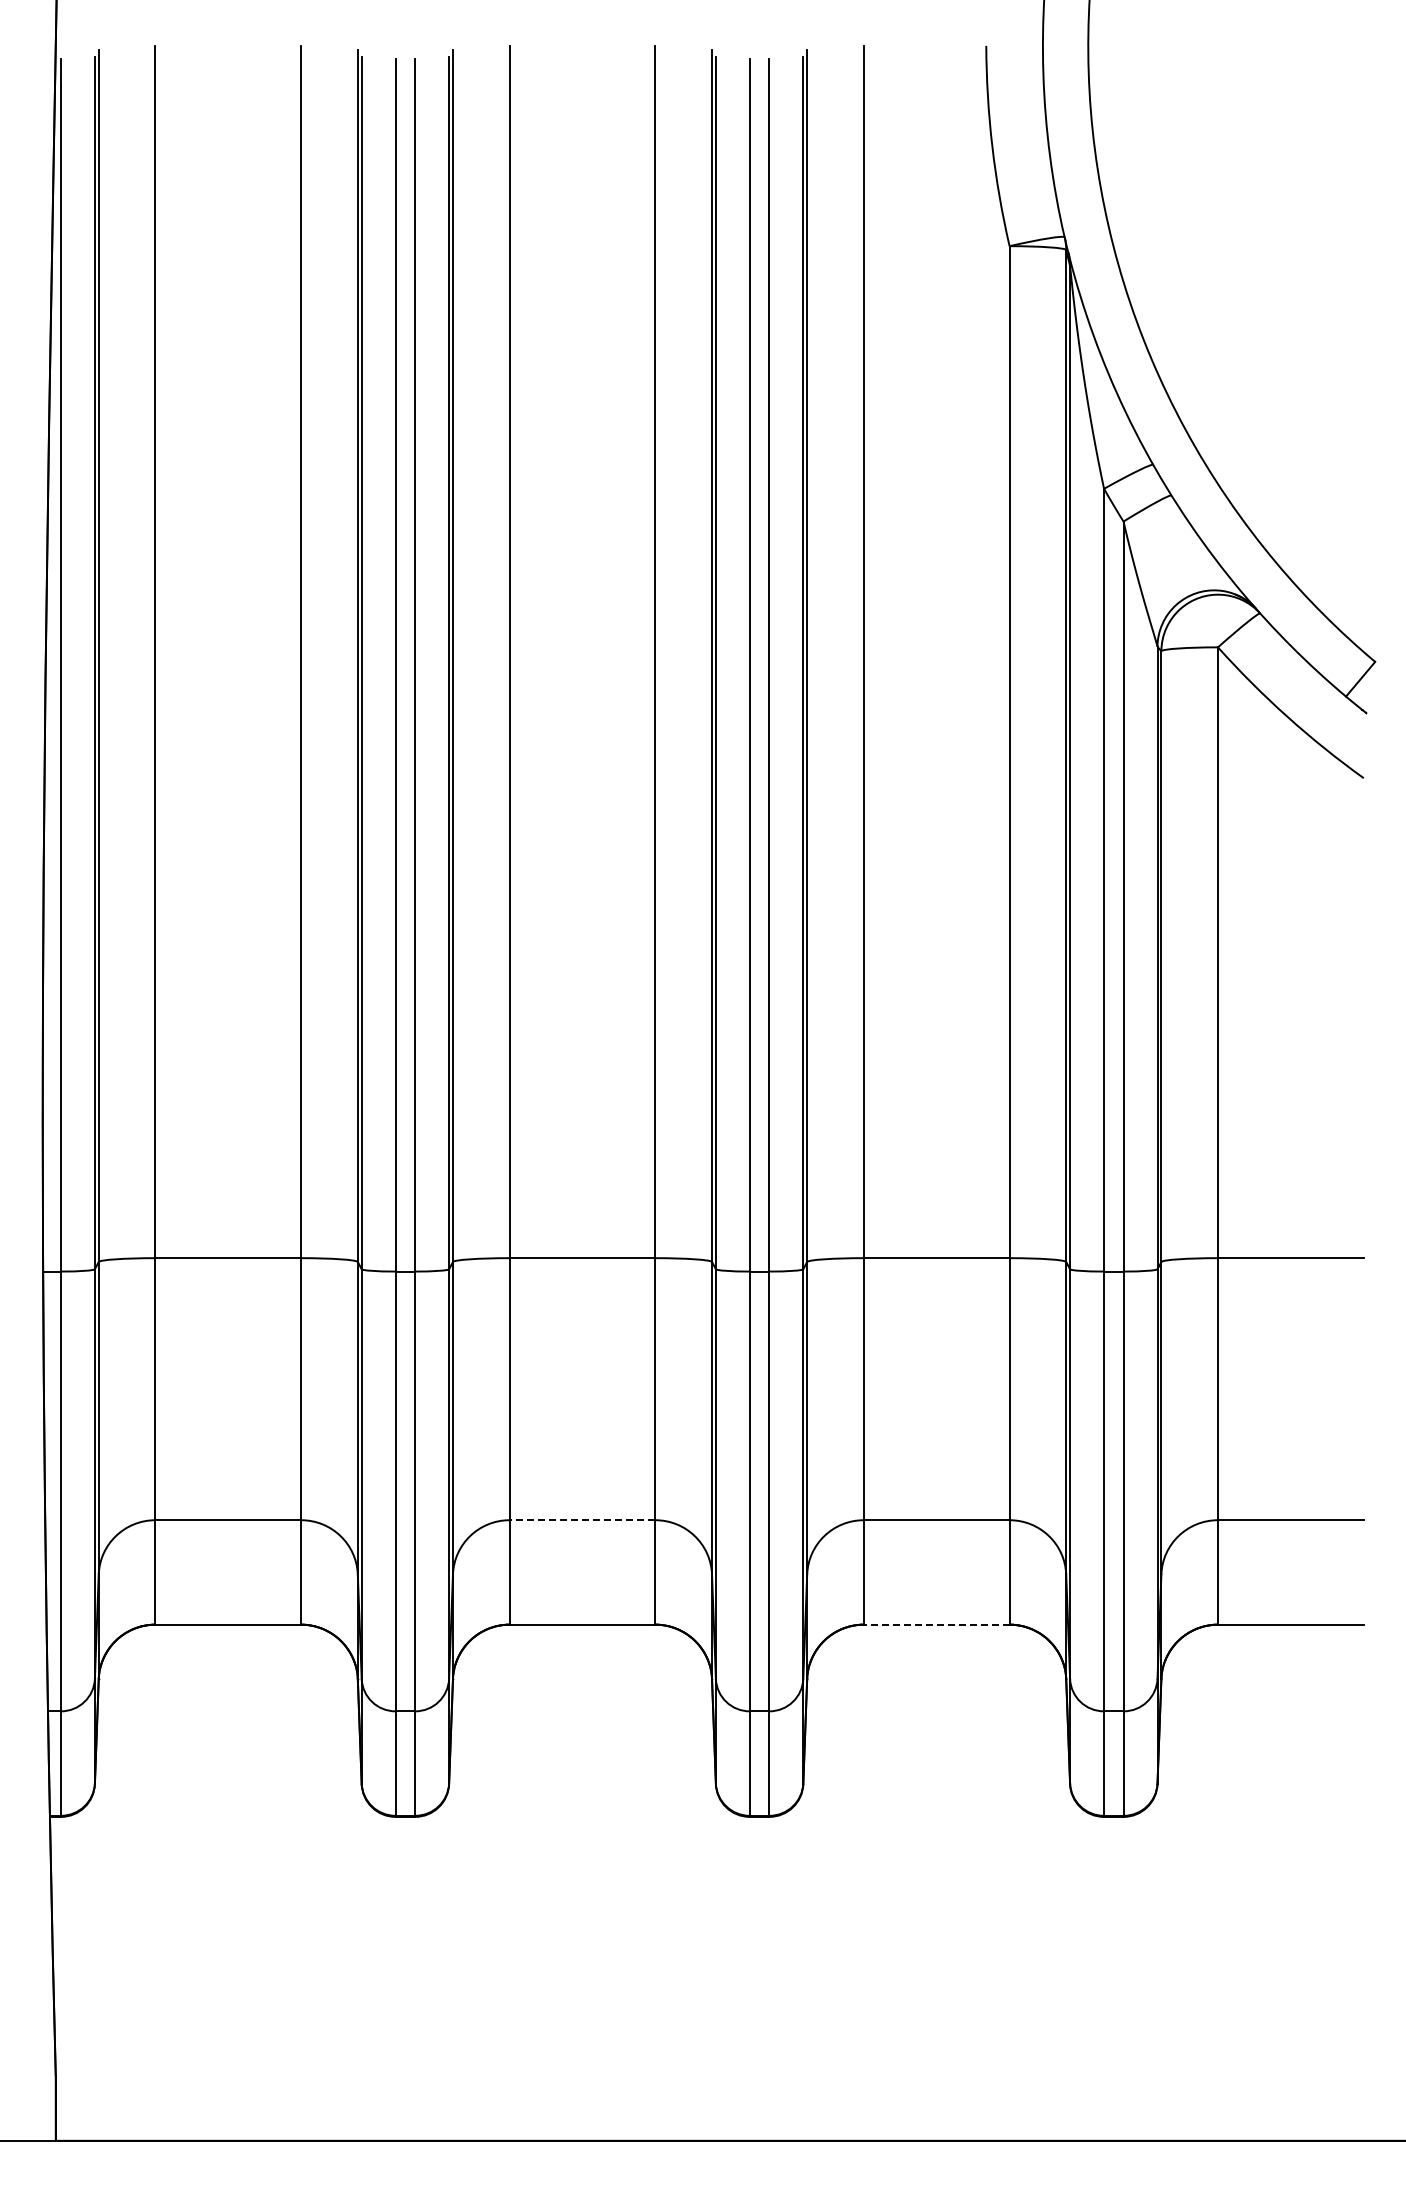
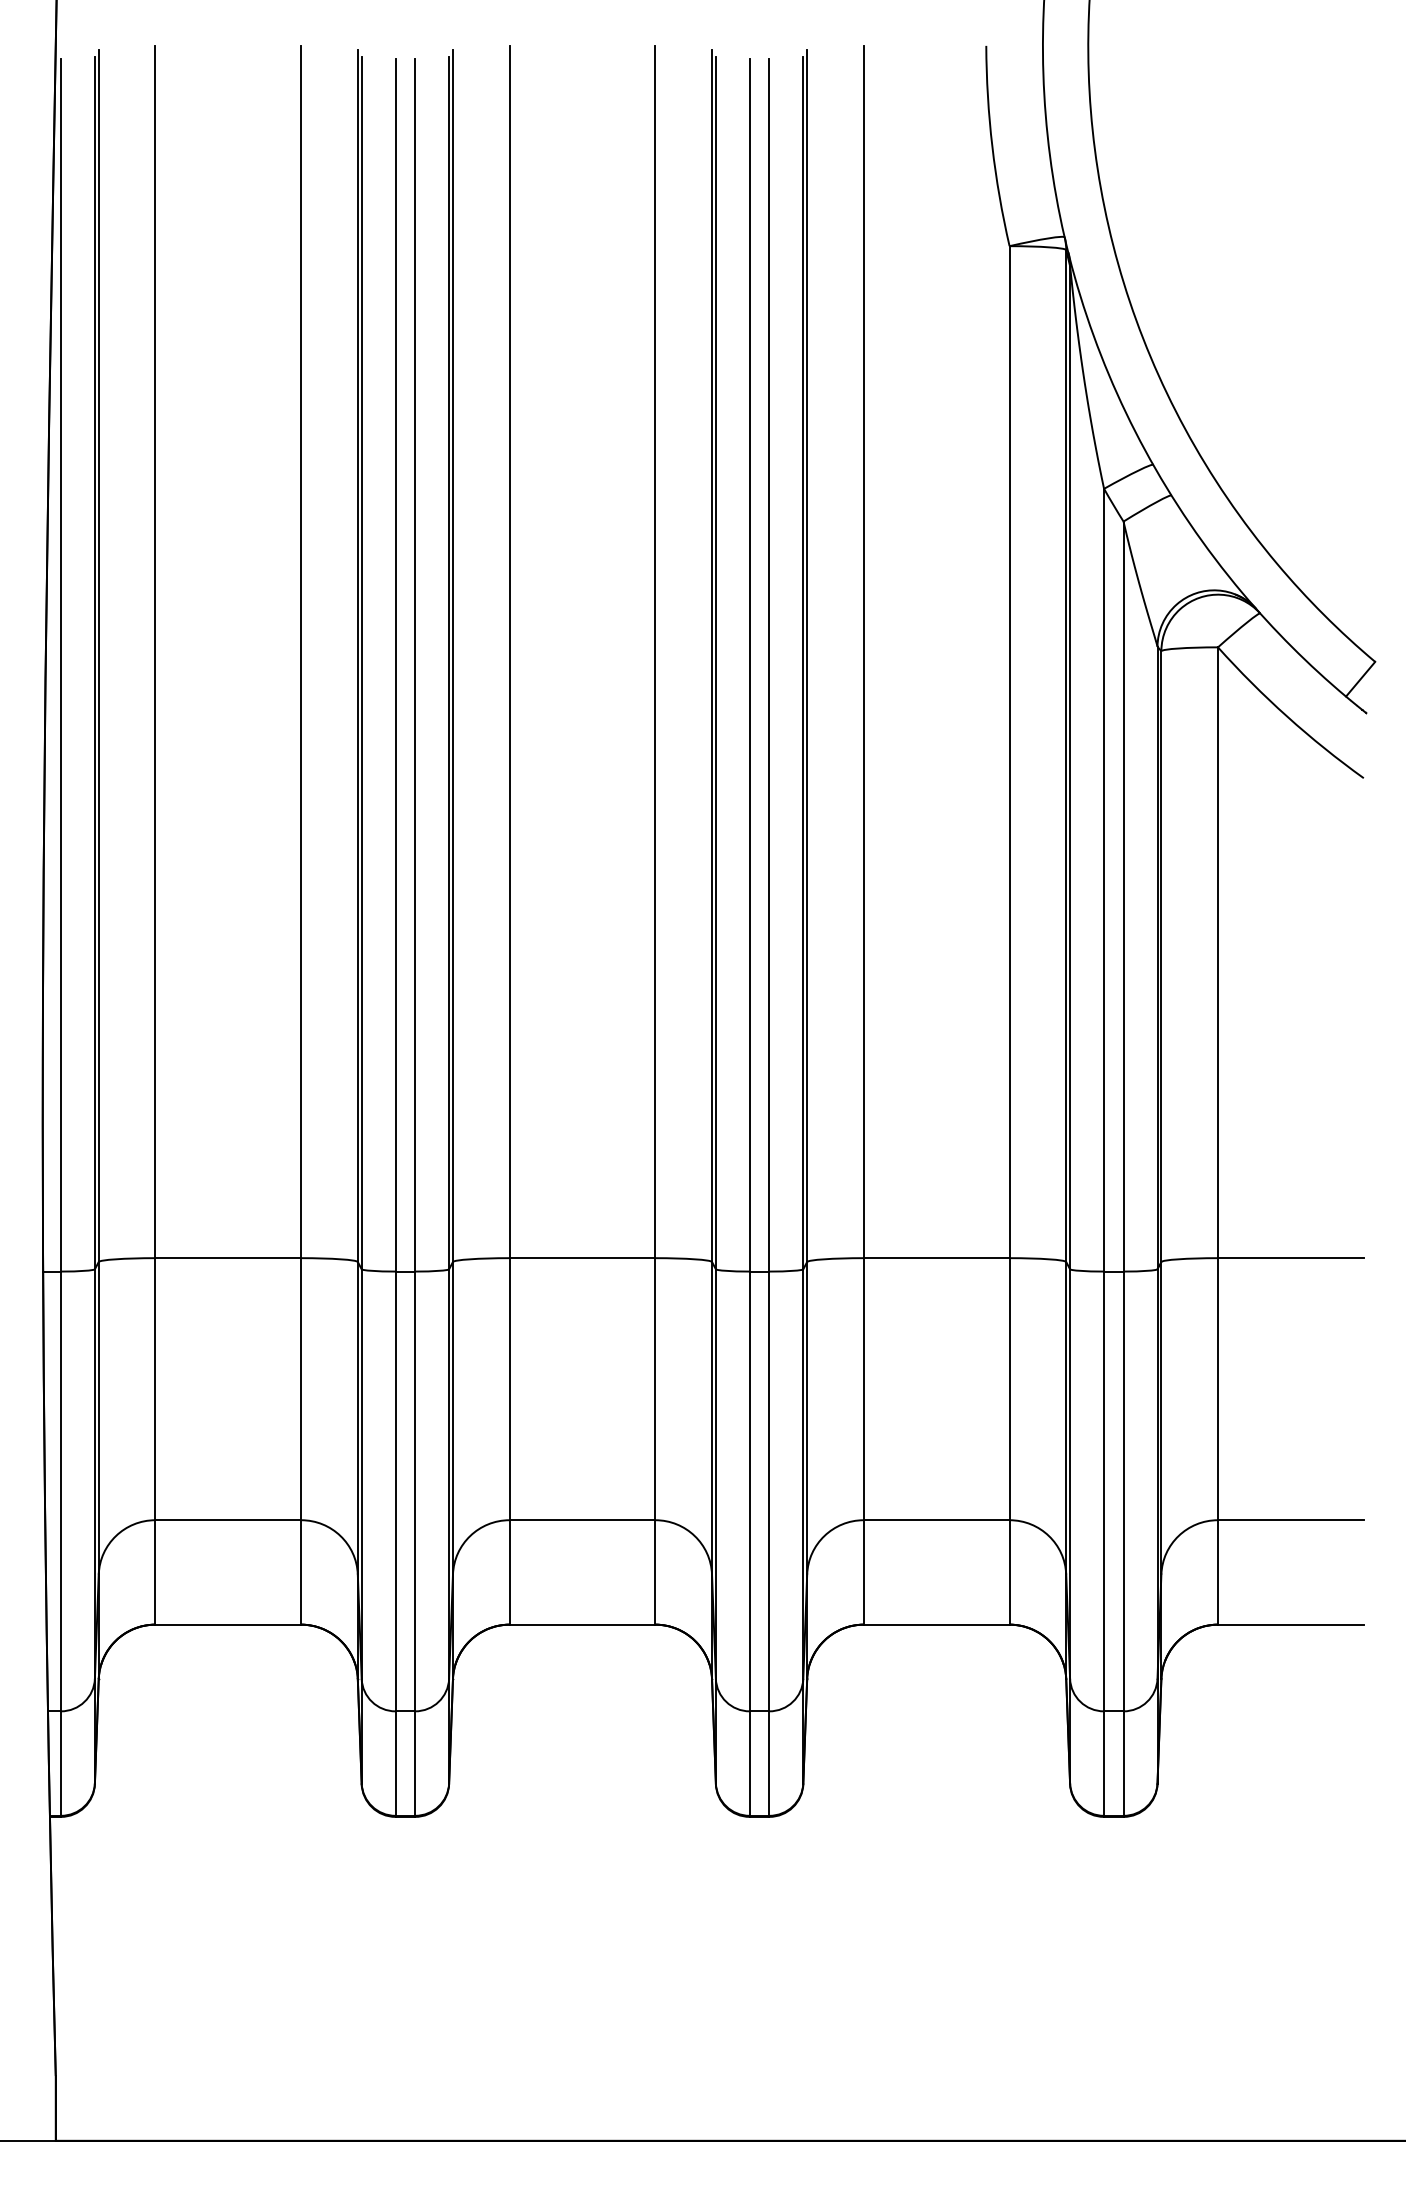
line: dashed -> solid (582, 1520)
line: dashed -> solid (936, 1624)
